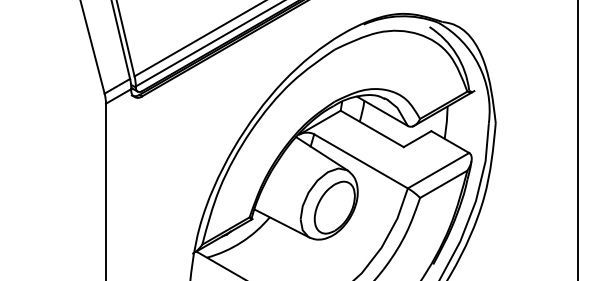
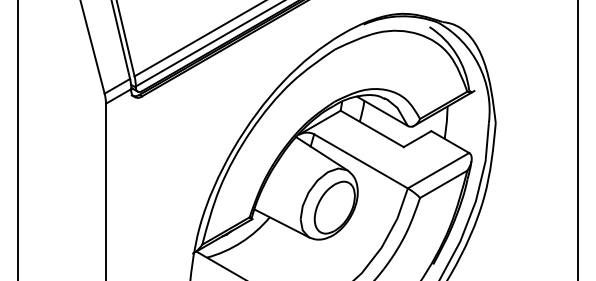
line: none -> present (17, 139)
